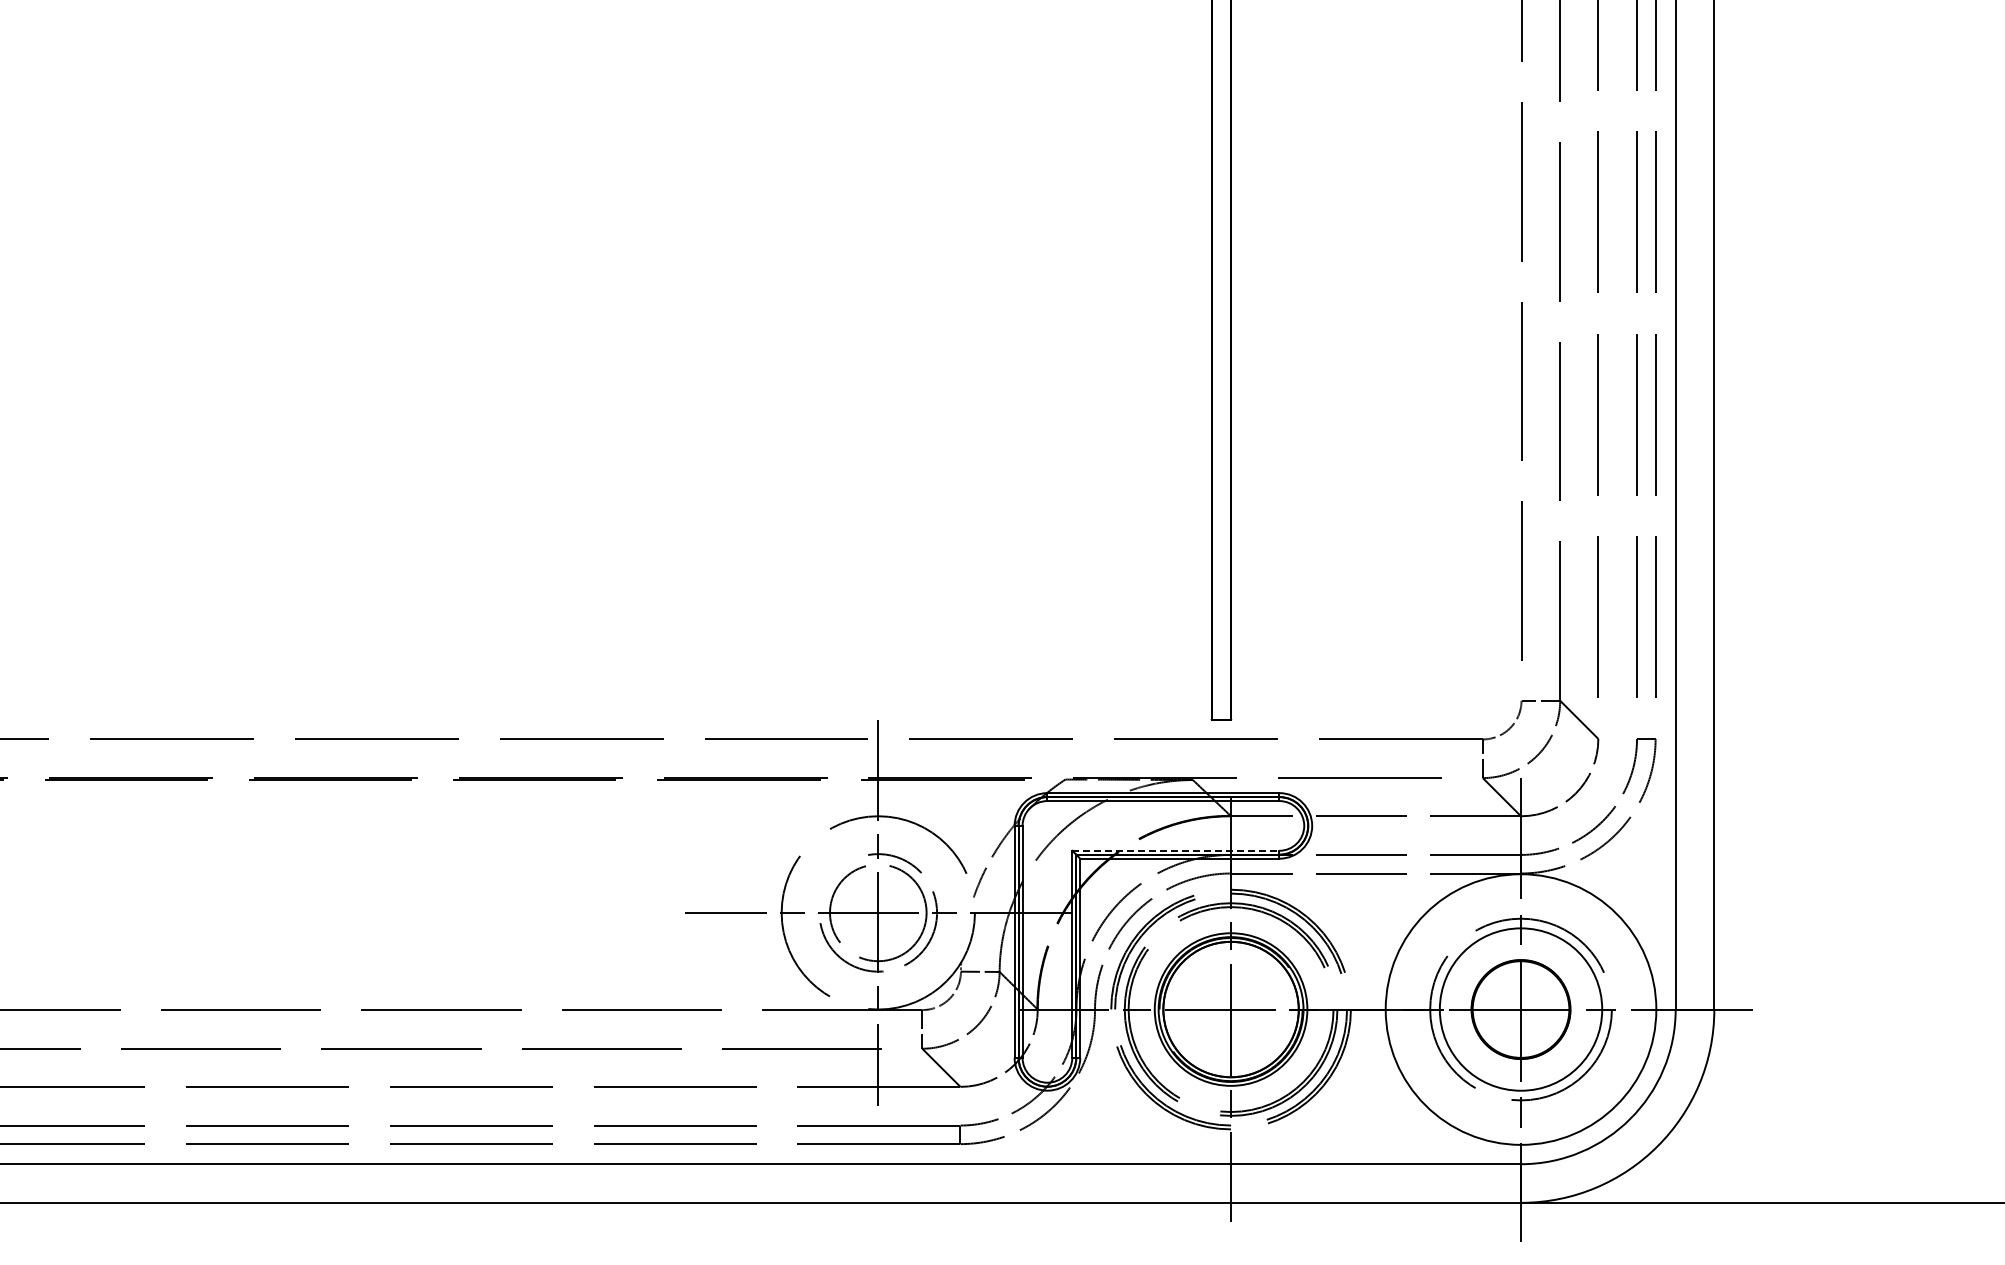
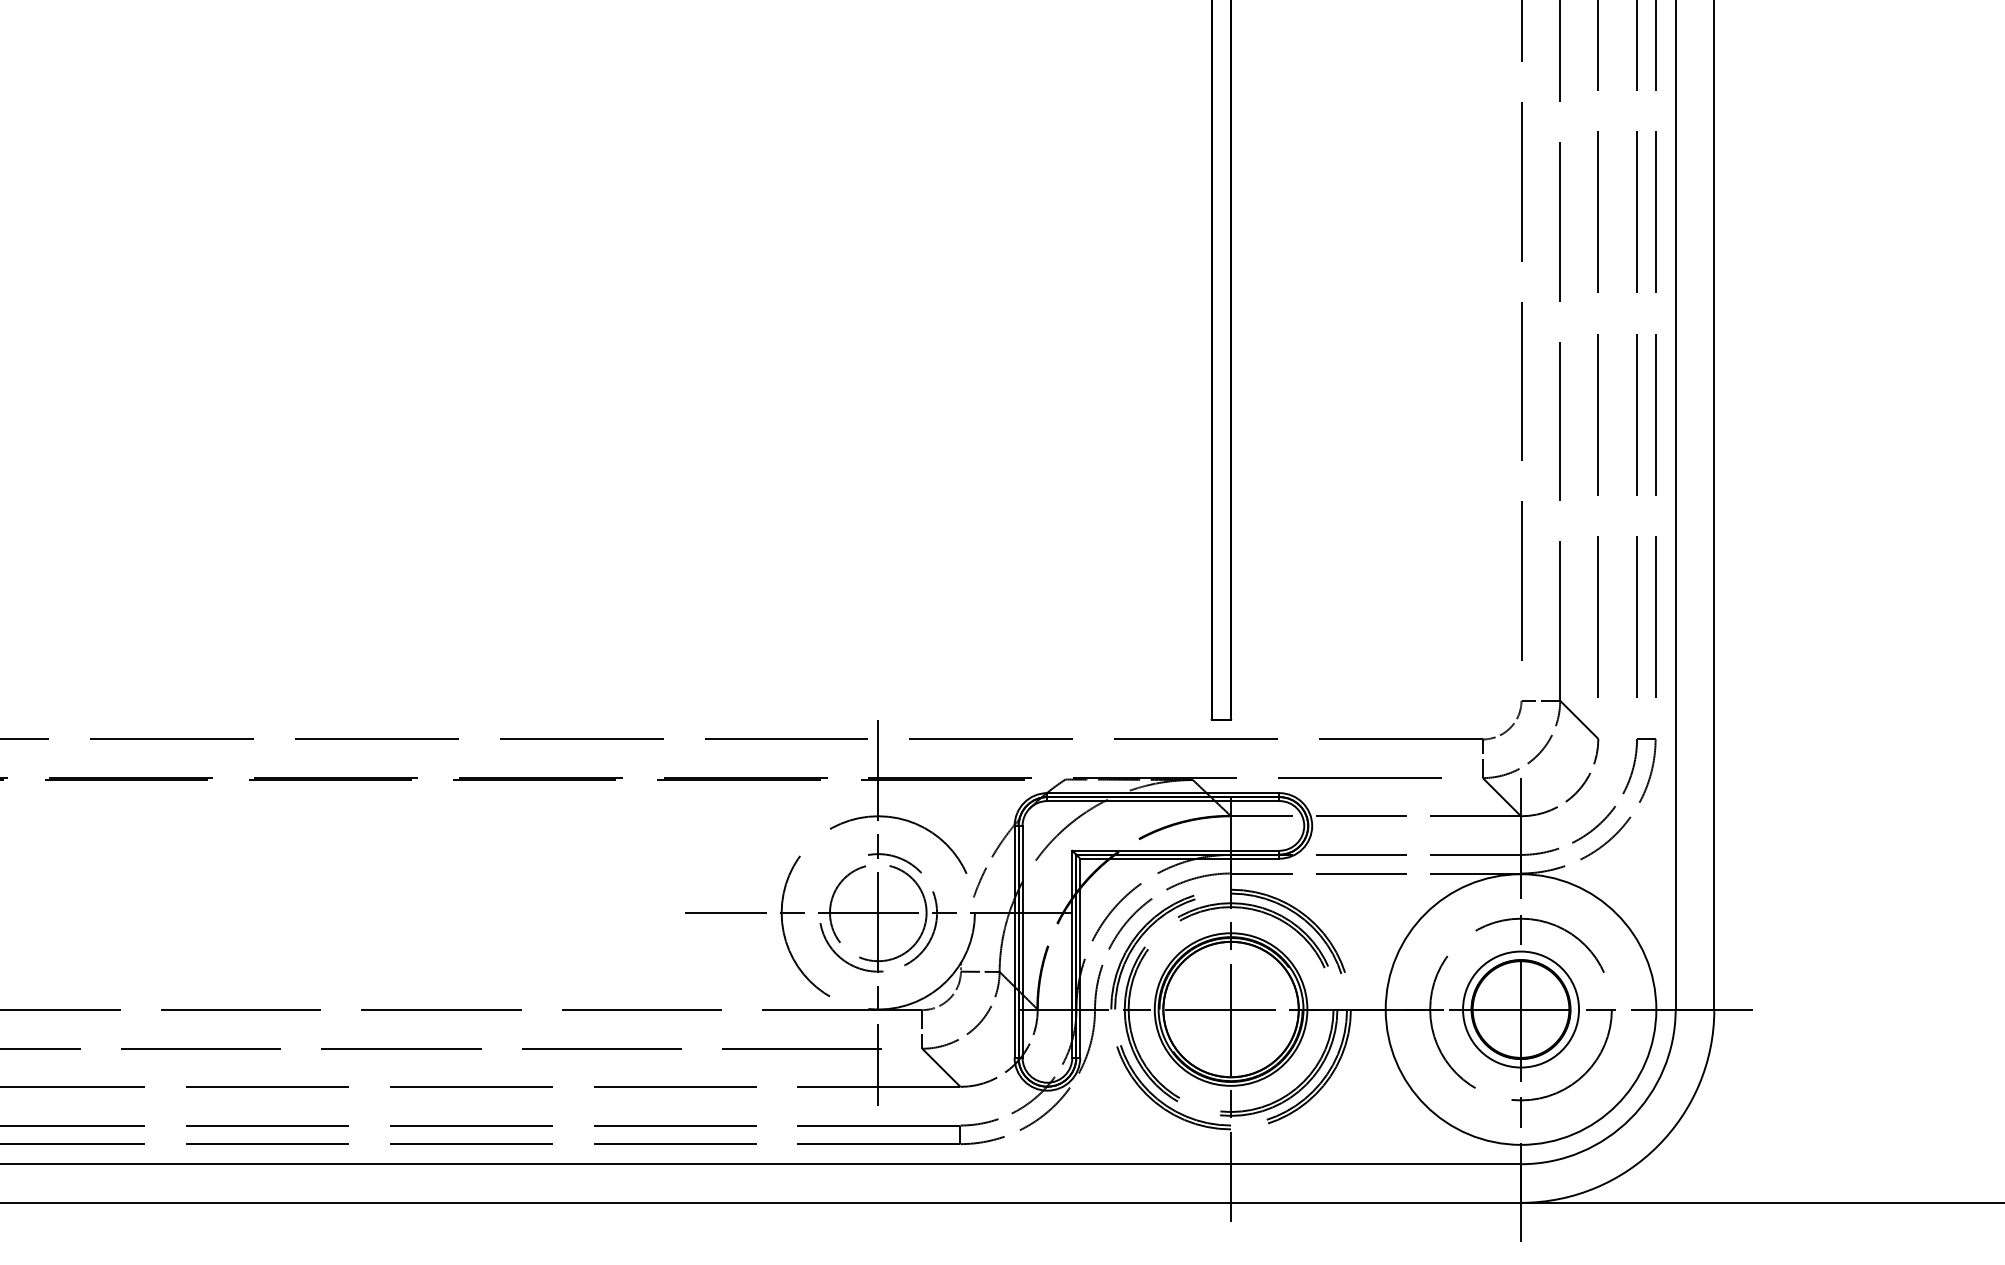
line: dashed -> solid (1175, 850)
circle diameter: 162 px -> 116 px (1521, 1009)
